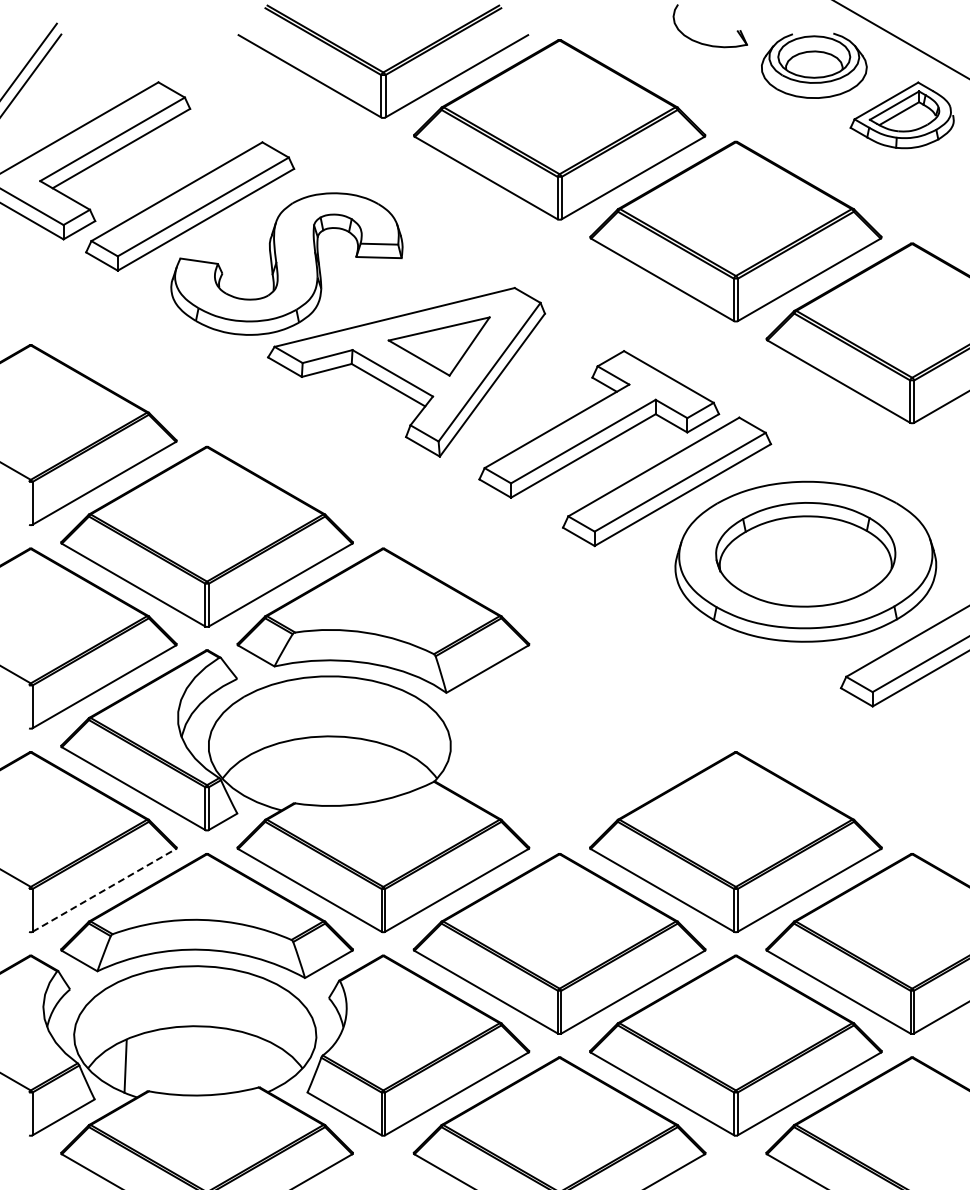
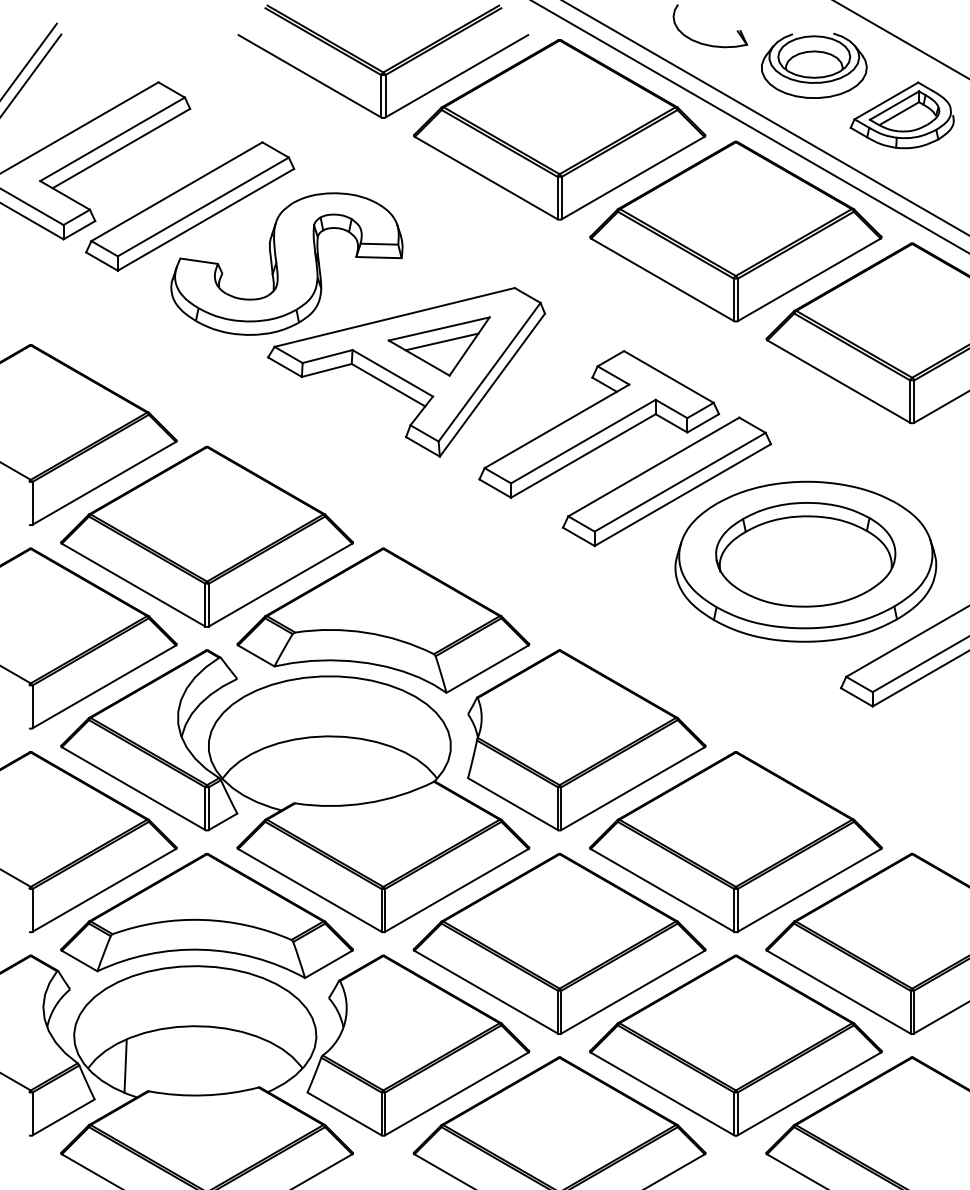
line: none -> present (765, 117)
line: none -> present (750, 126)
line: none -> present (441, 341)
part: none -> present (586, 740)
line: dashed -> solid (104, 890)
